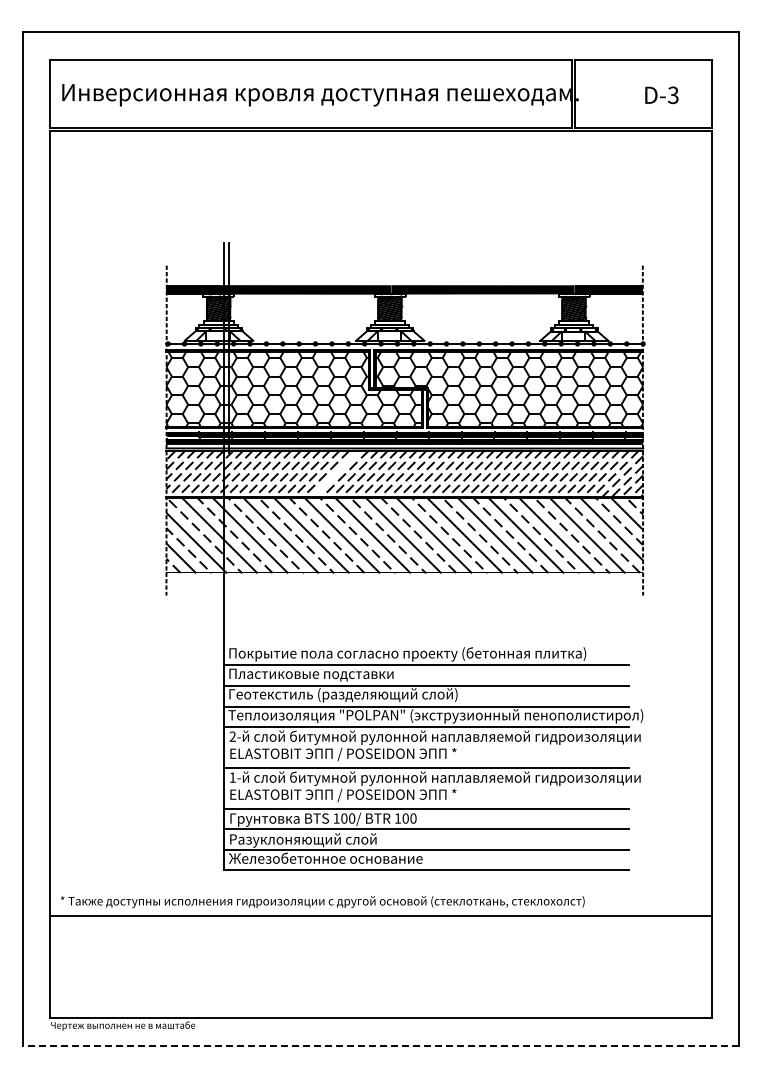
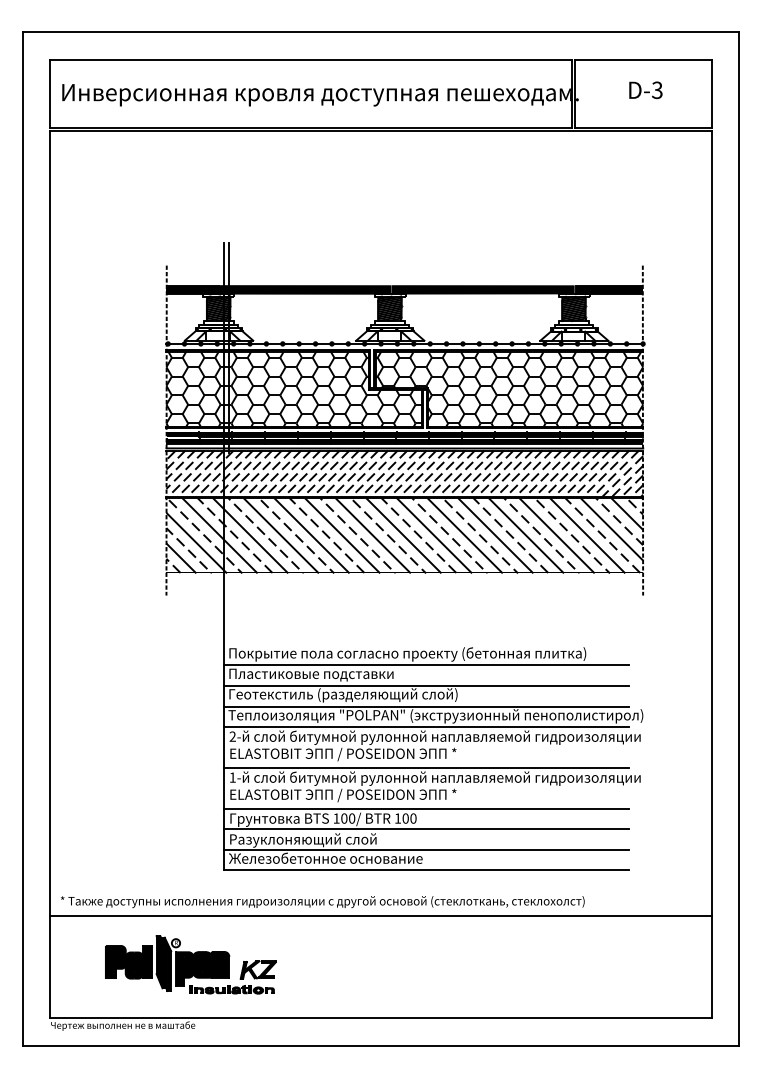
text position: (661, 95) -> (645, 90) (645, 90)
line: none -> present (336, 473)
part: none -> present (190, 964)
line: dashed -> solid (380, 1045)
